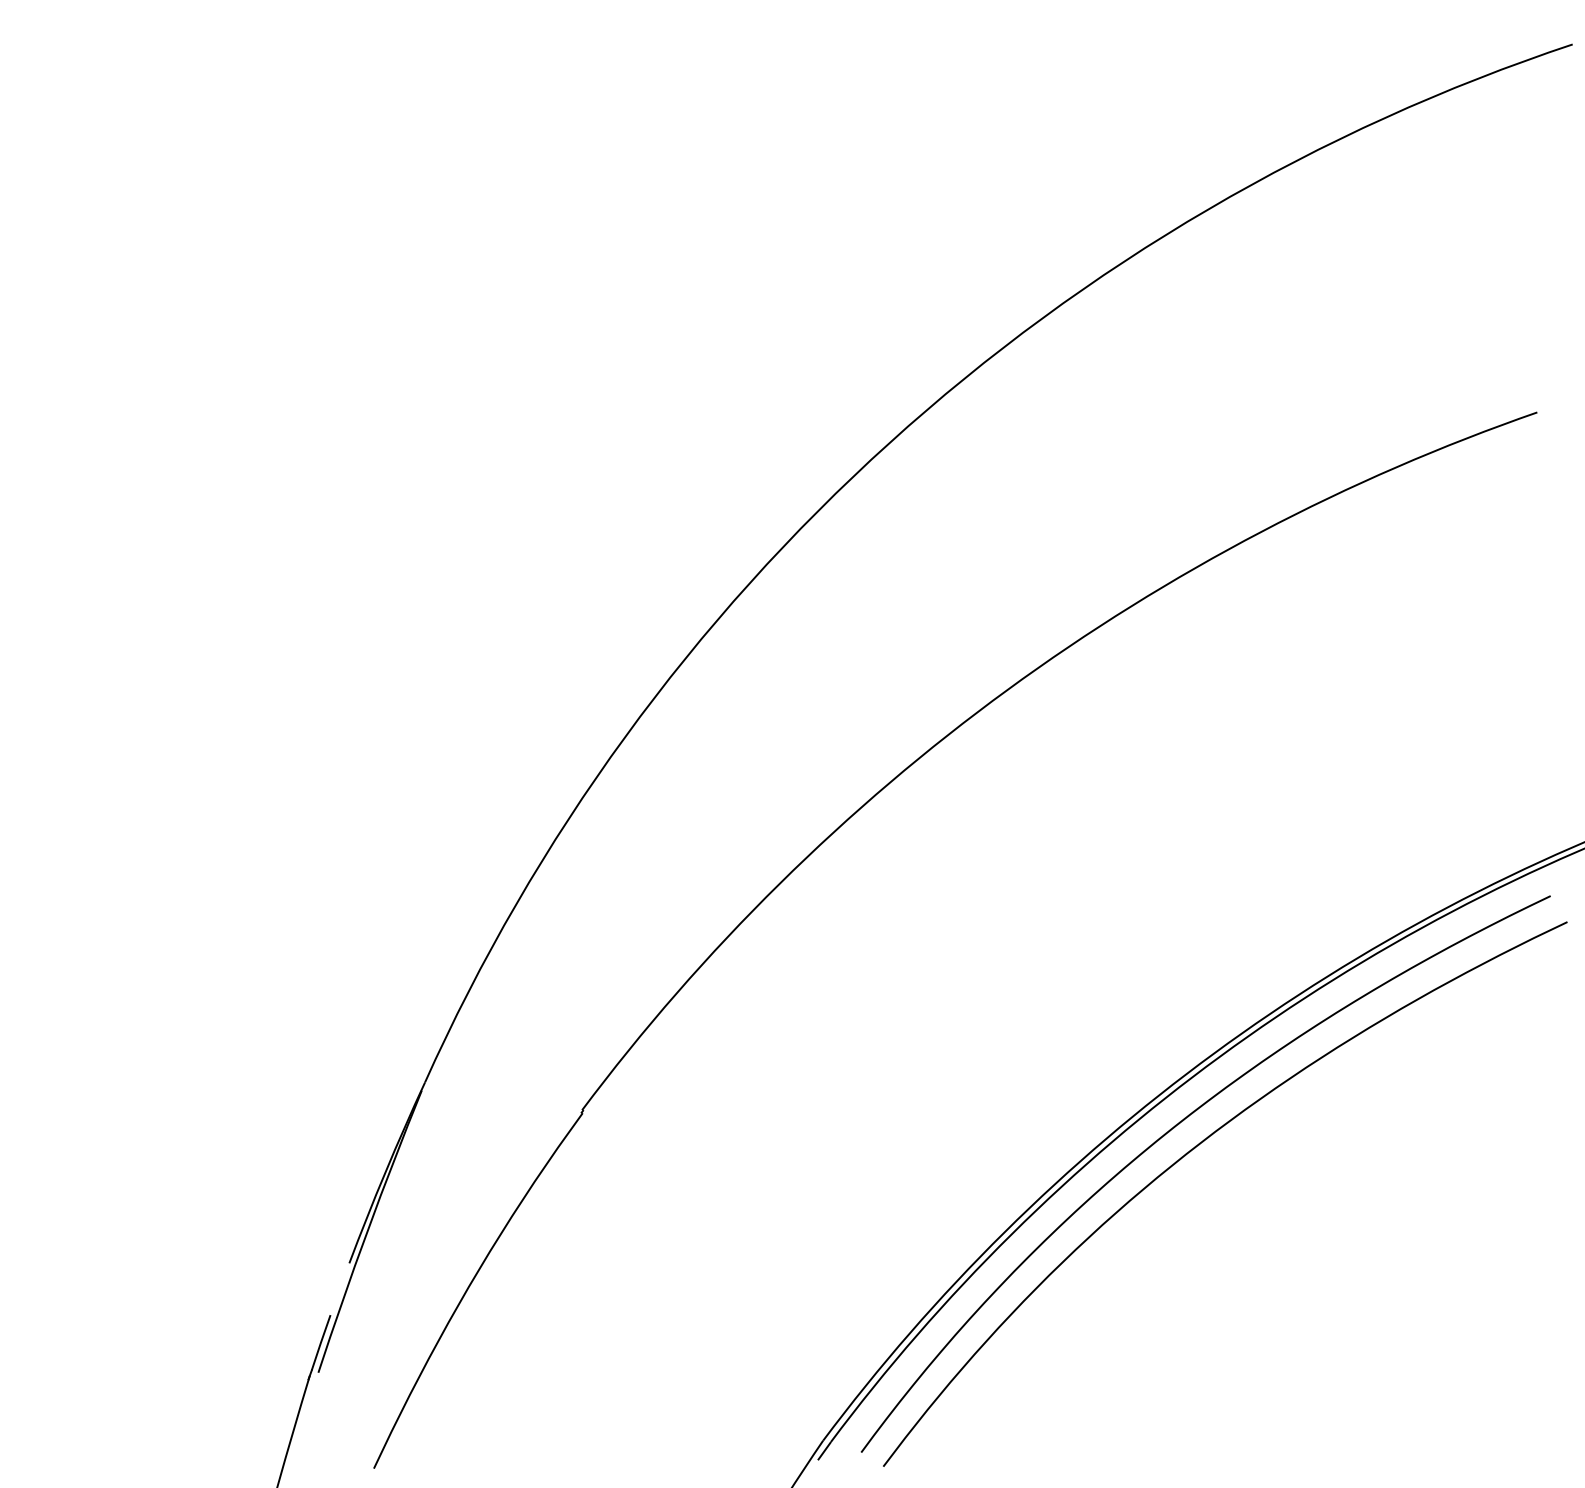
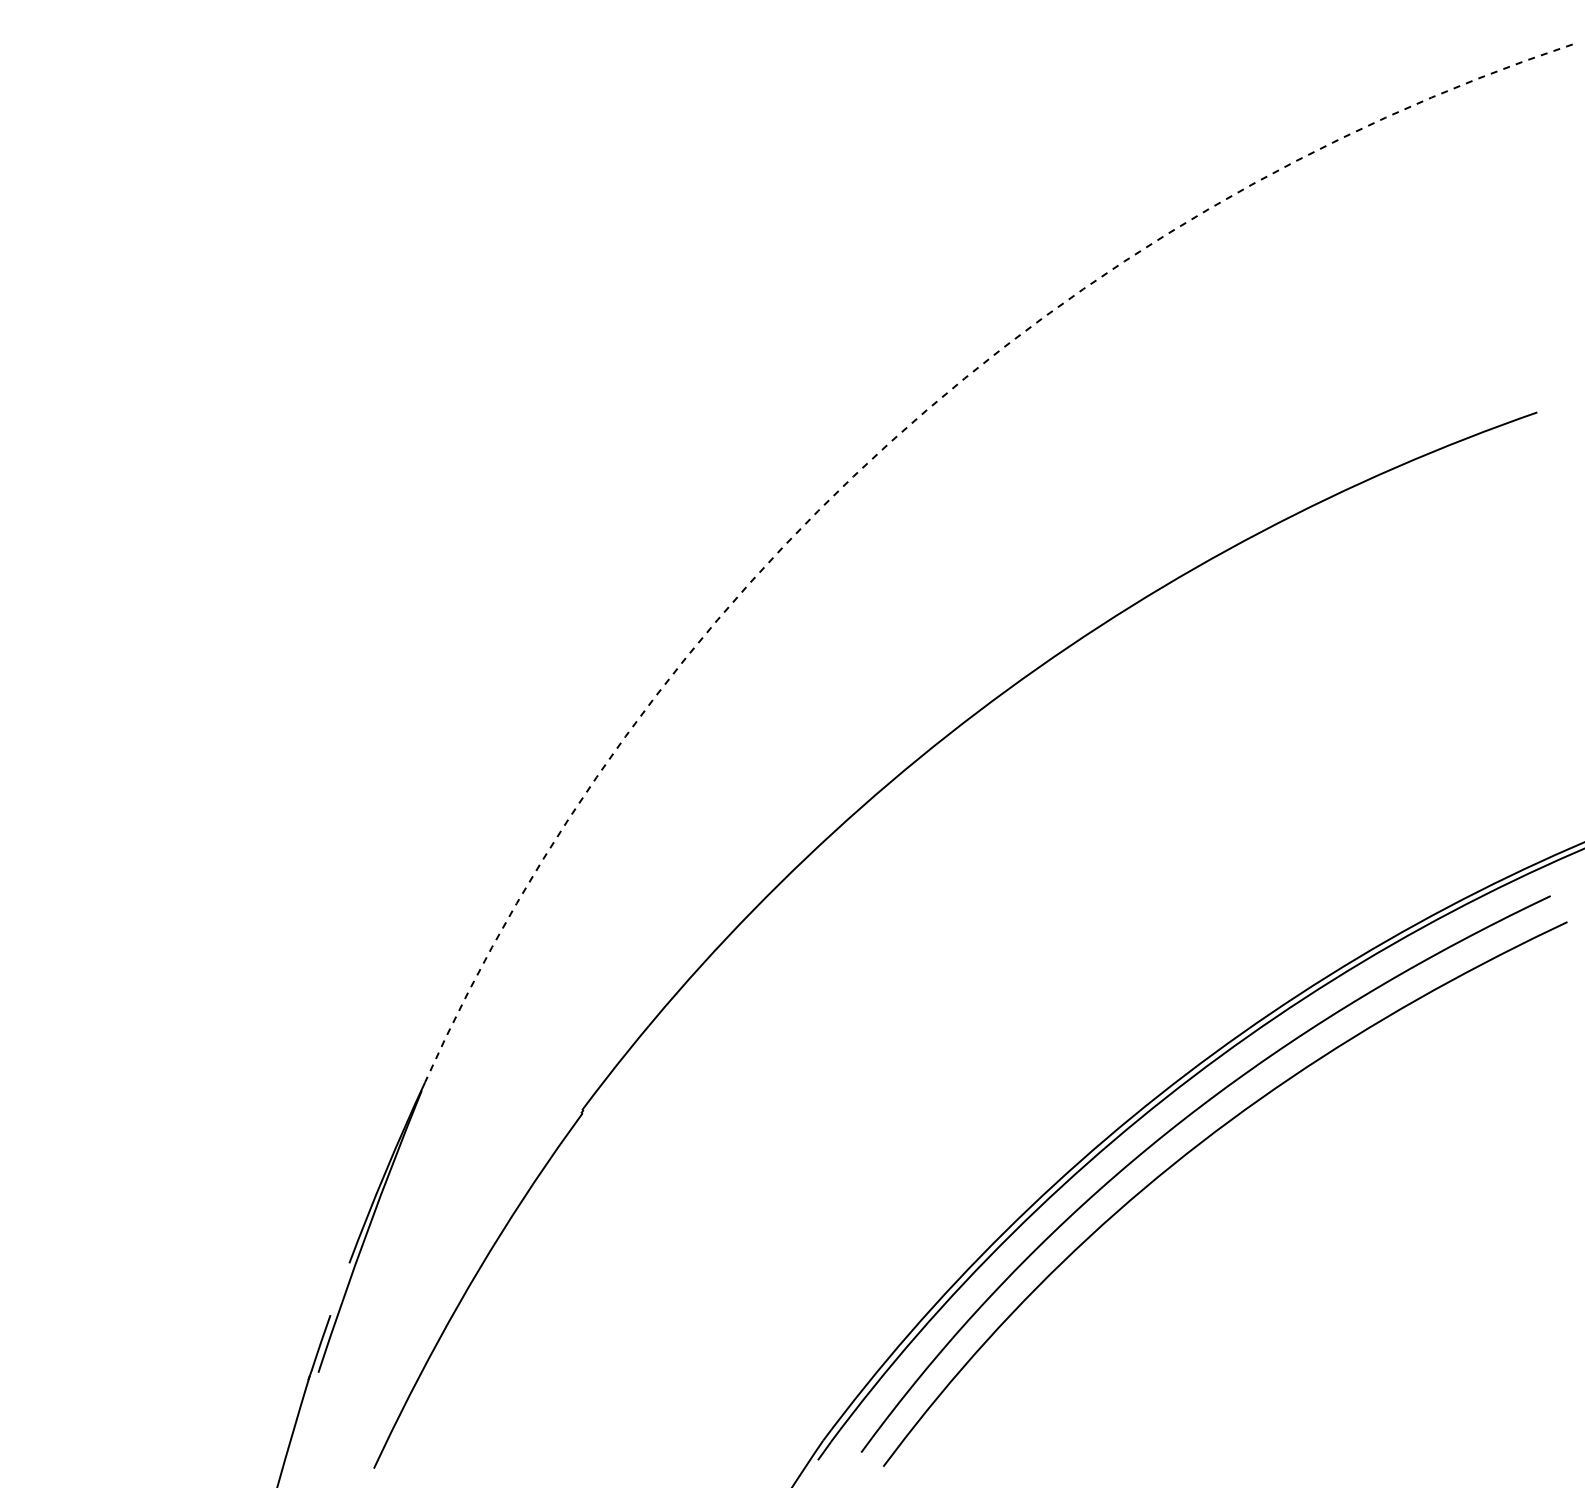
arc: solid -> dashed (889, 442)
